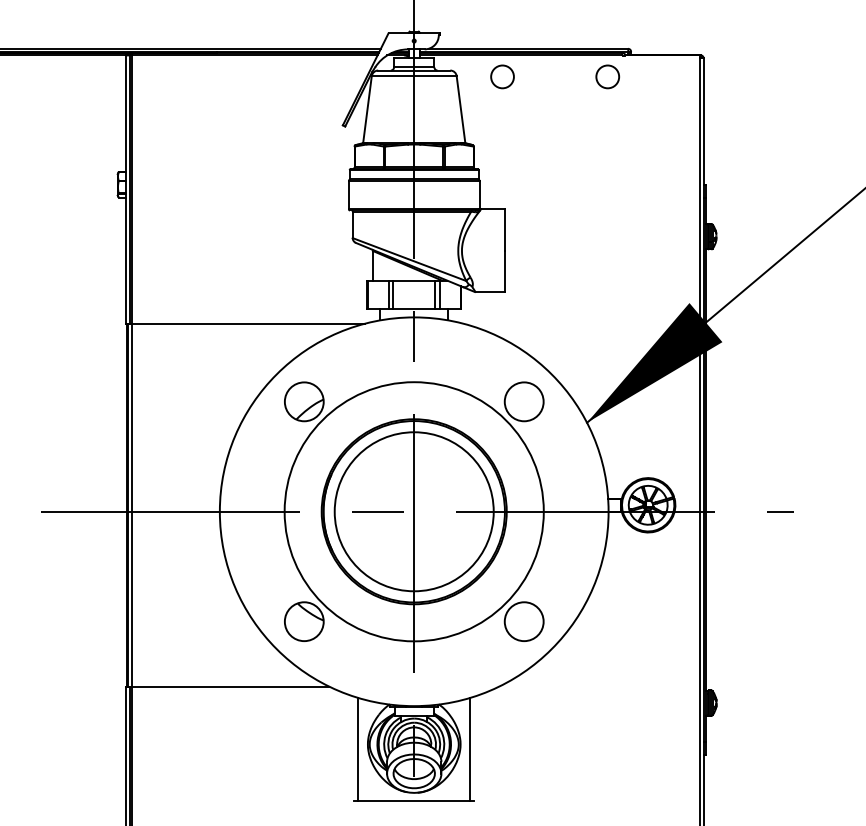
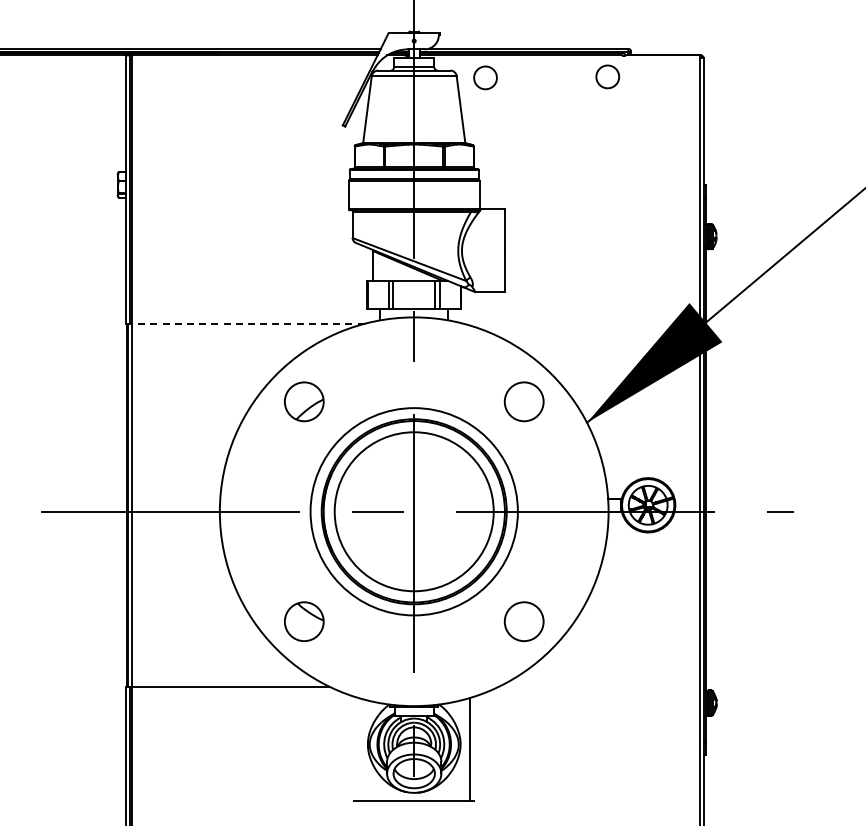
circle position: (502, 76) -> (485, 77) (485, 77)
line: solid -> dashed (246, 323)
circle diameter: 259 px -> 207 px (413, 511)
line: present -> none (358, 749)
